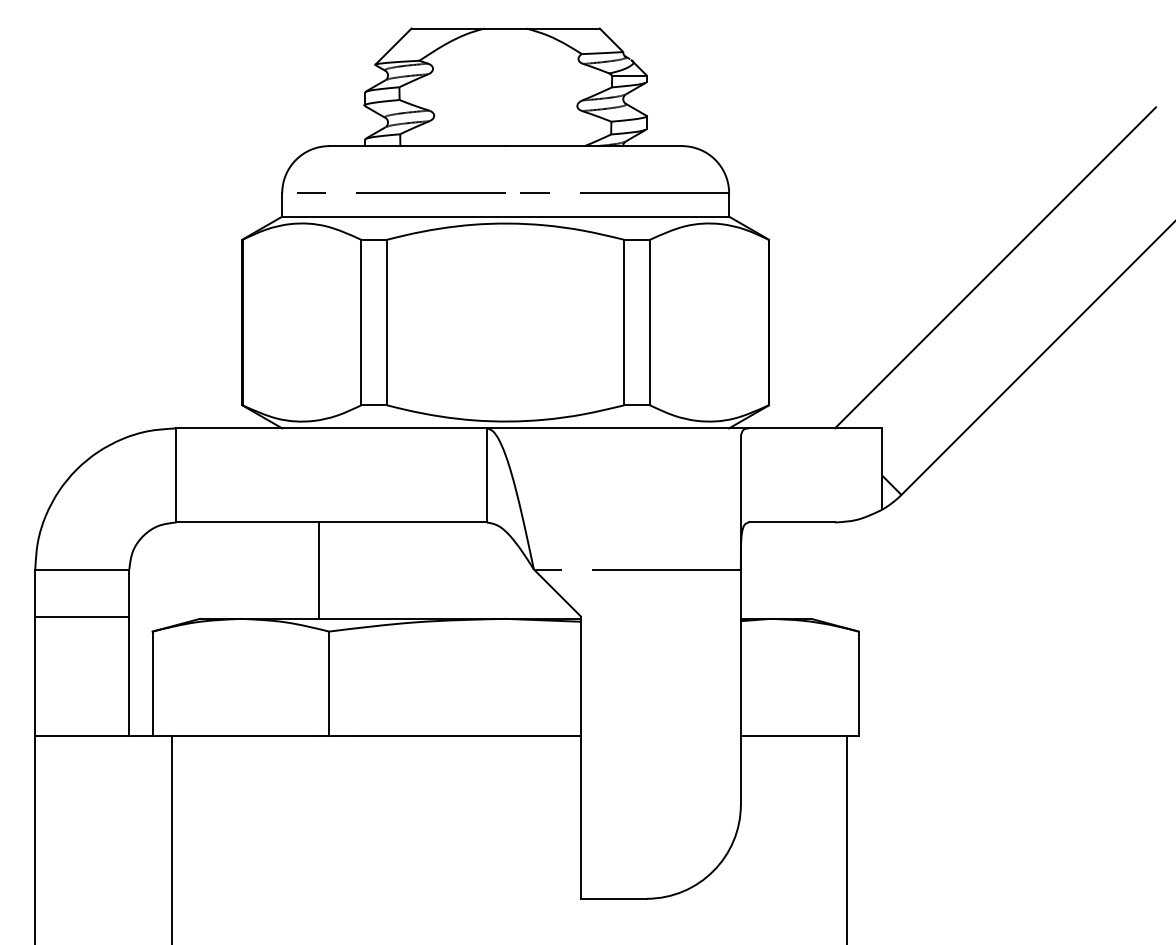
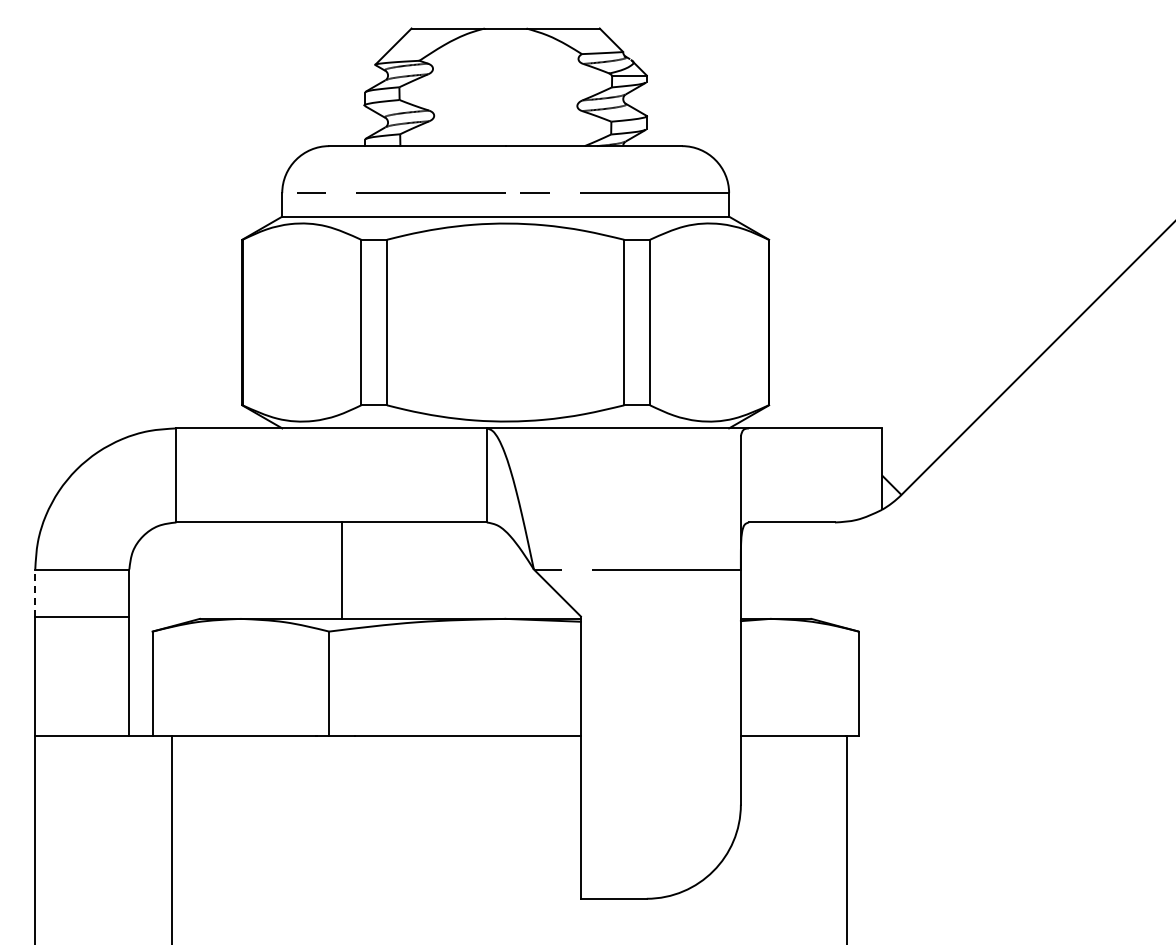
line: present -> none (995, 267)
line position: (318, 570) -> (341, 570) (341, 570)
line: solid -> dashed (35, 593)
